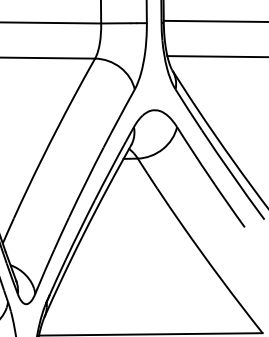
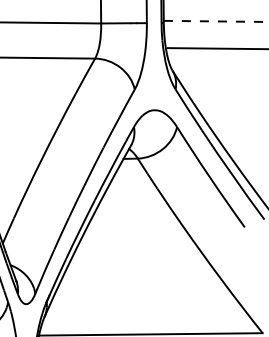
line: solid -> dashed (216, 21)
line position: (216, 56) -> (216, 48) (216, 48)
